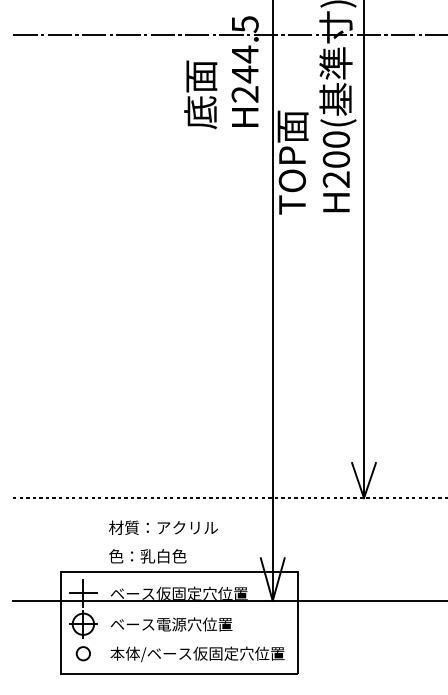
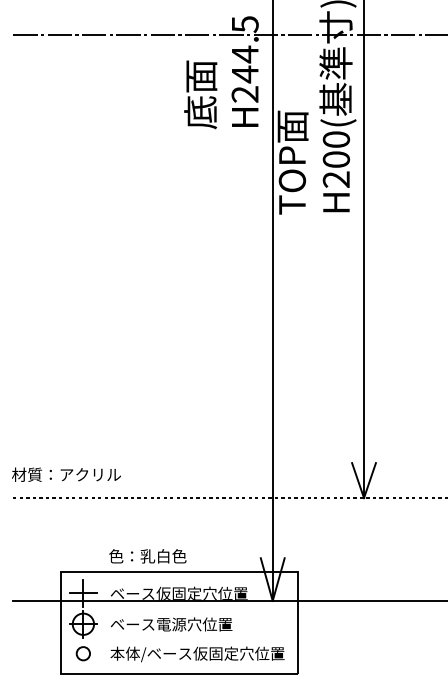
text position: (163, 527) -> (66, 474) (66, 474)
